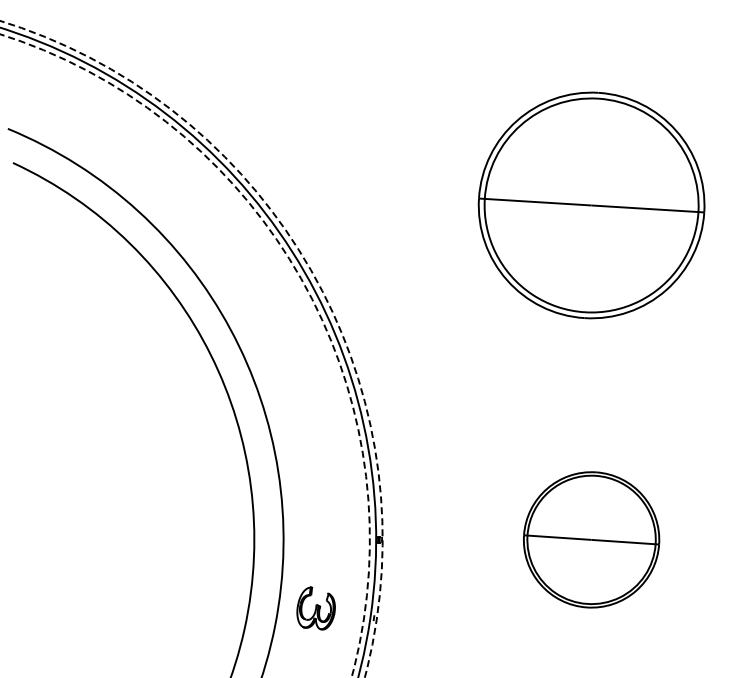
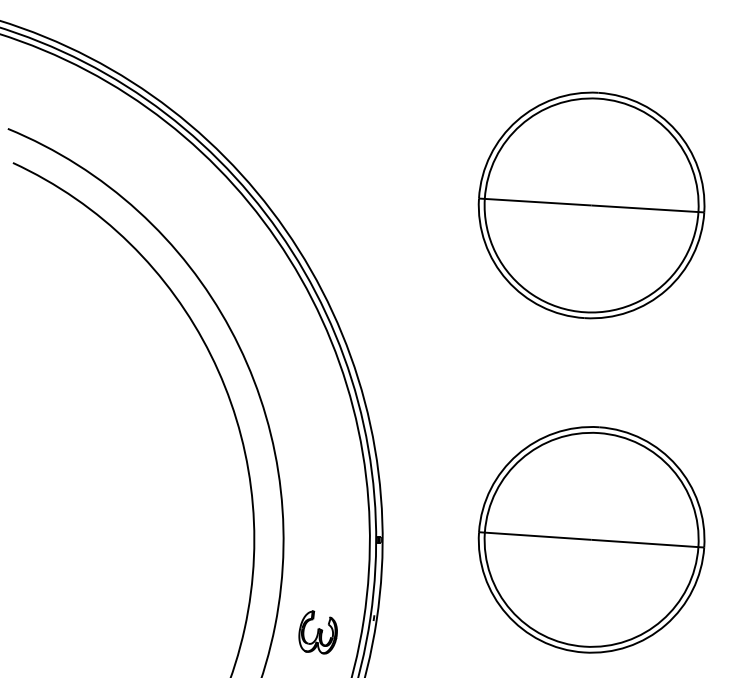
arc: dashed -> solid (314, 276)
arc: dashed -> solid (304, 285)
part size: 138x138 px -> 229x228 px (591, 539)
part position: (315, 608) -> (317, 632) (317, 632)
